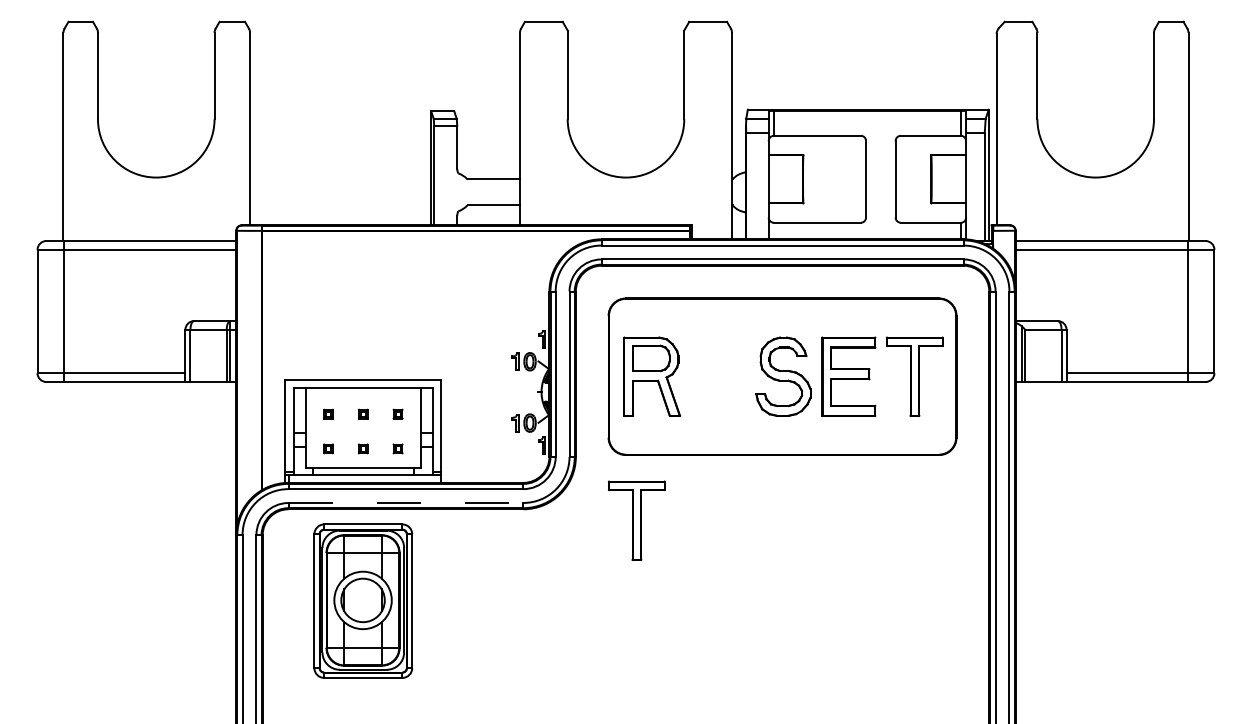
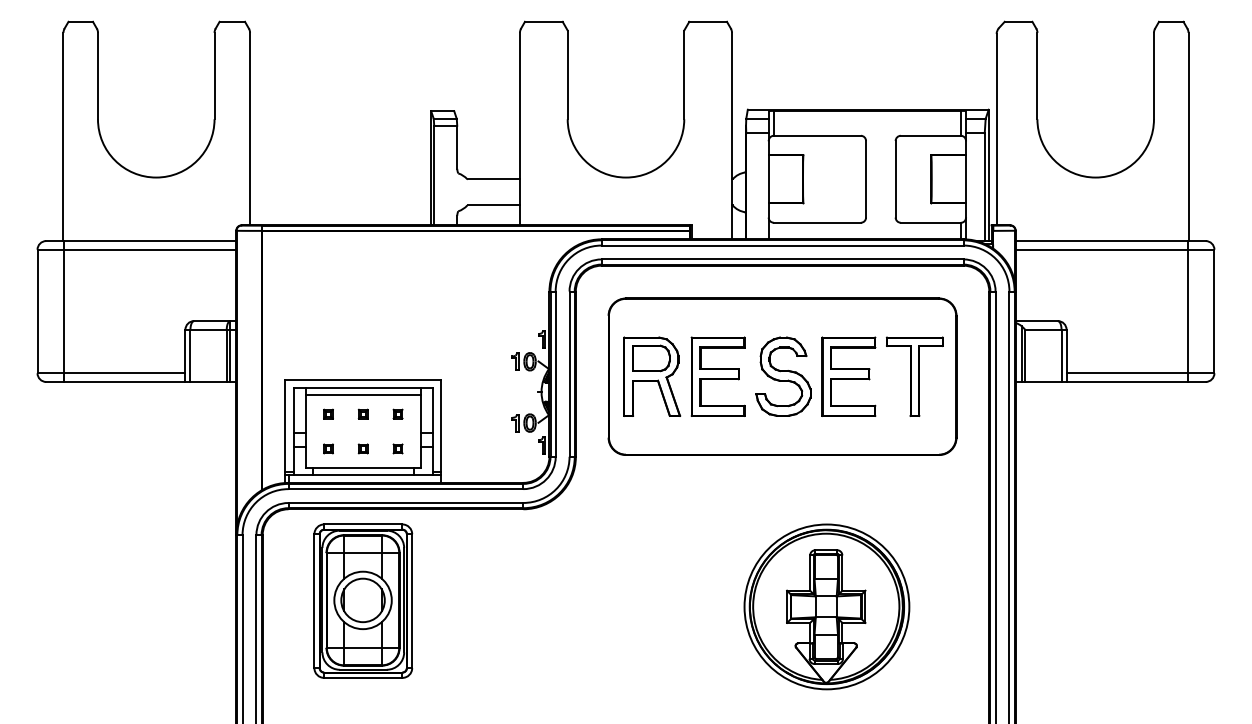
part: none -> present (717, 376)
line: none -> present (362, 395)
line: dashed -> solid (406, 502)
part: present -> none (636, 520)
part: none -> present (826, 606)
